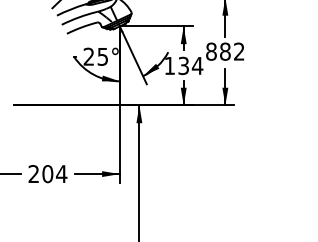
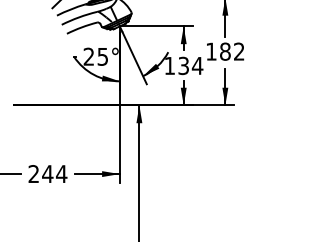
text: 882 -> 182 (211, 51)
text: 204 -> 244 (47, 174)
